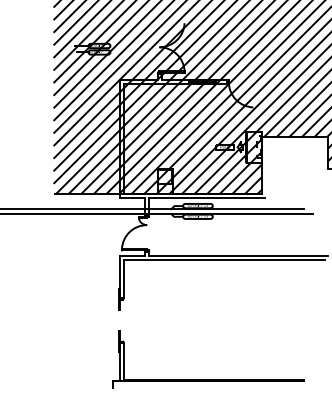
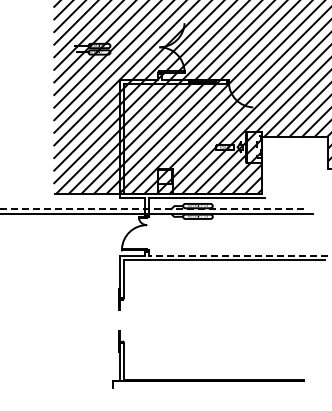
line: solid -> dashed (152, 209)
line: solid -> dashed (238, 255)
